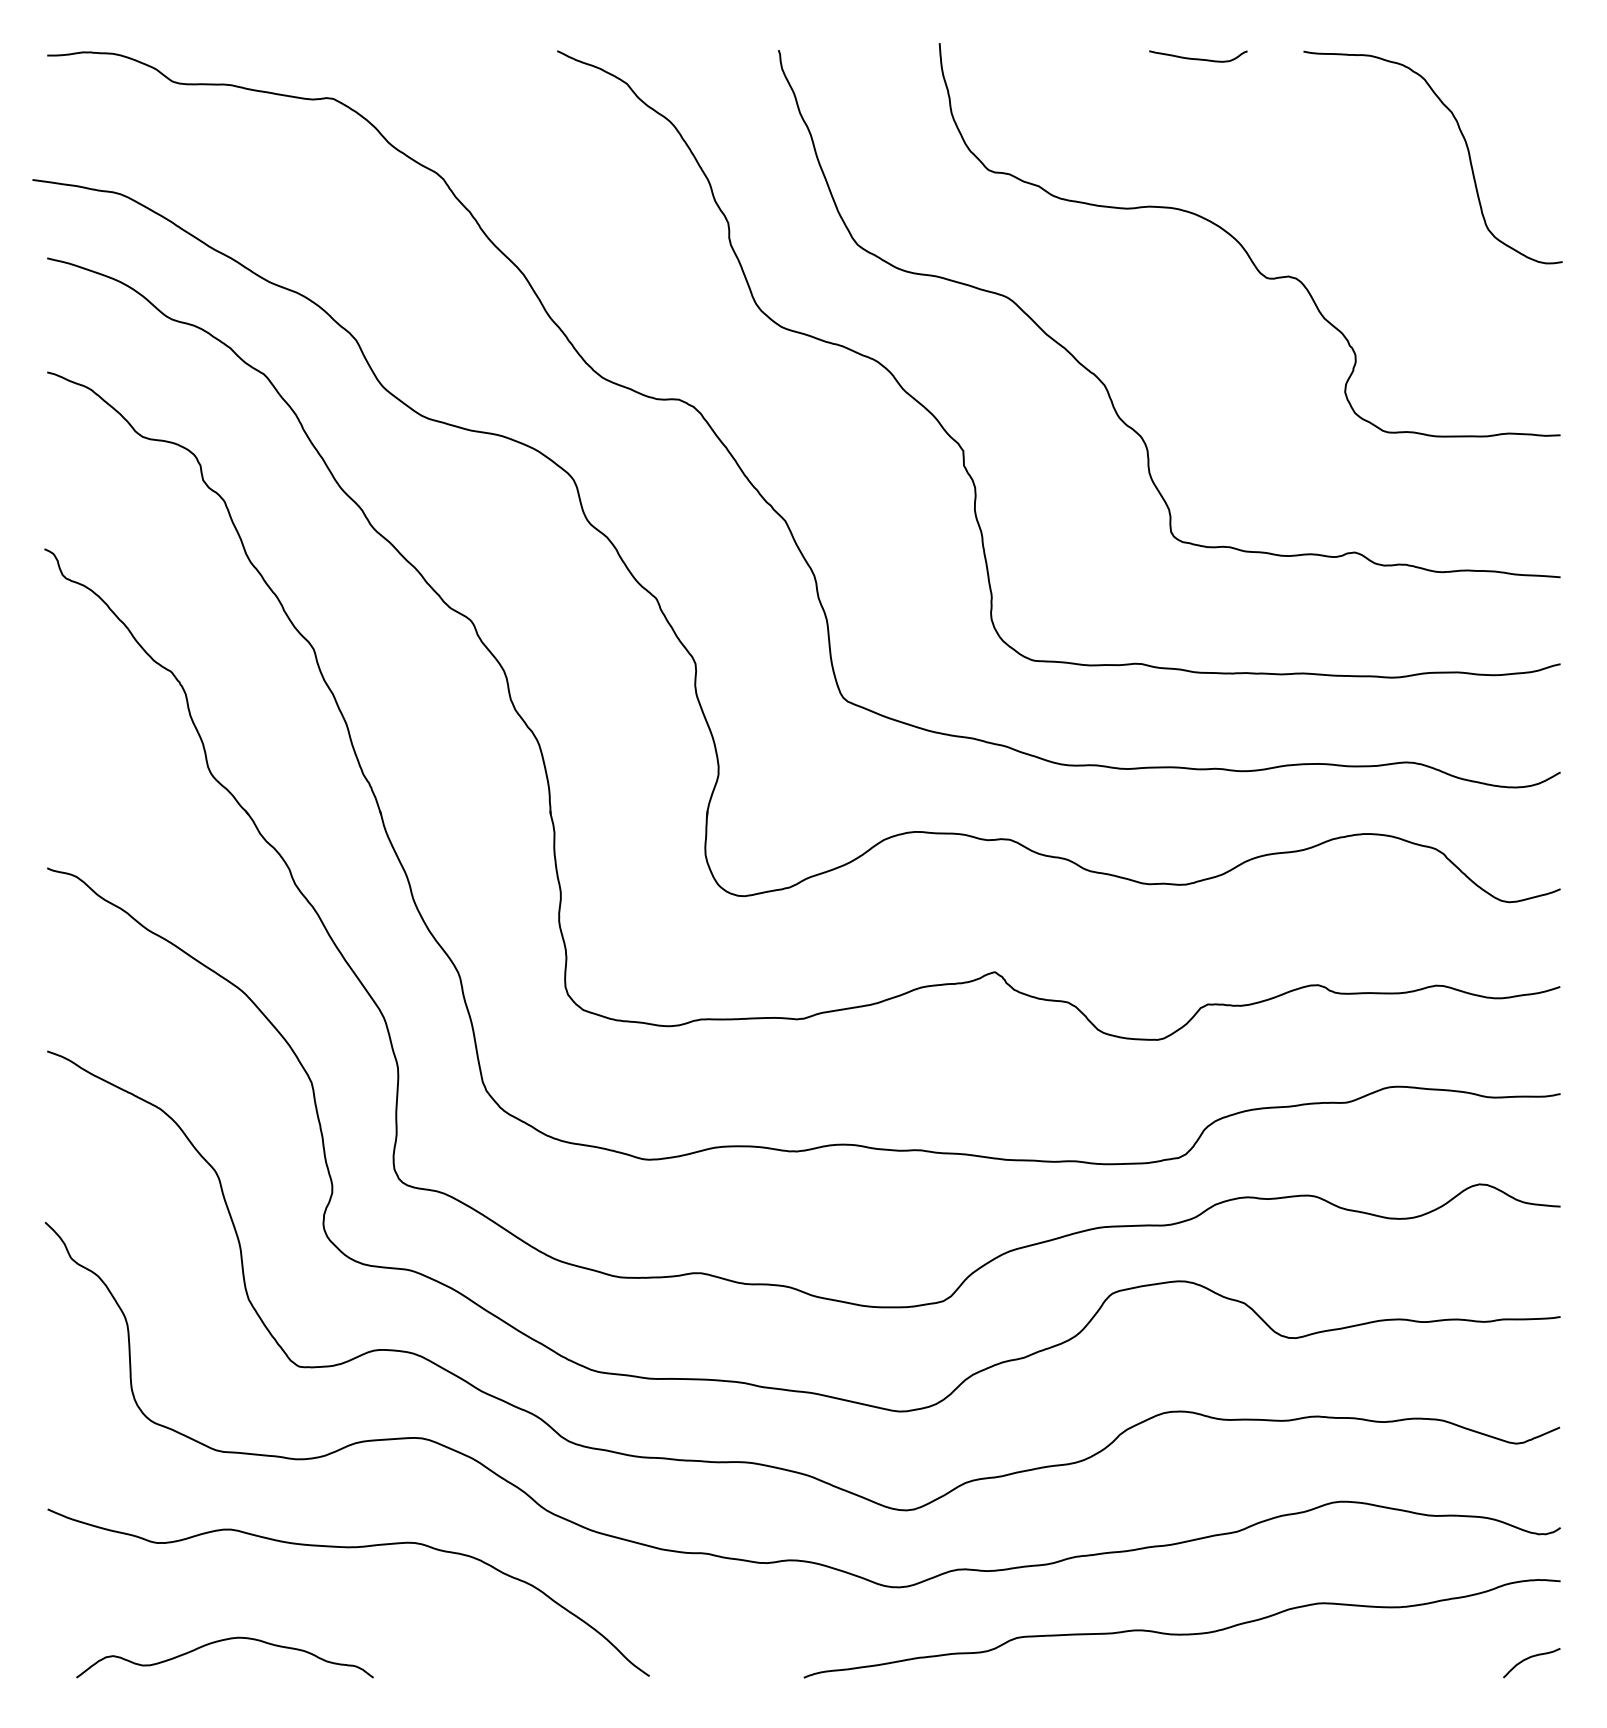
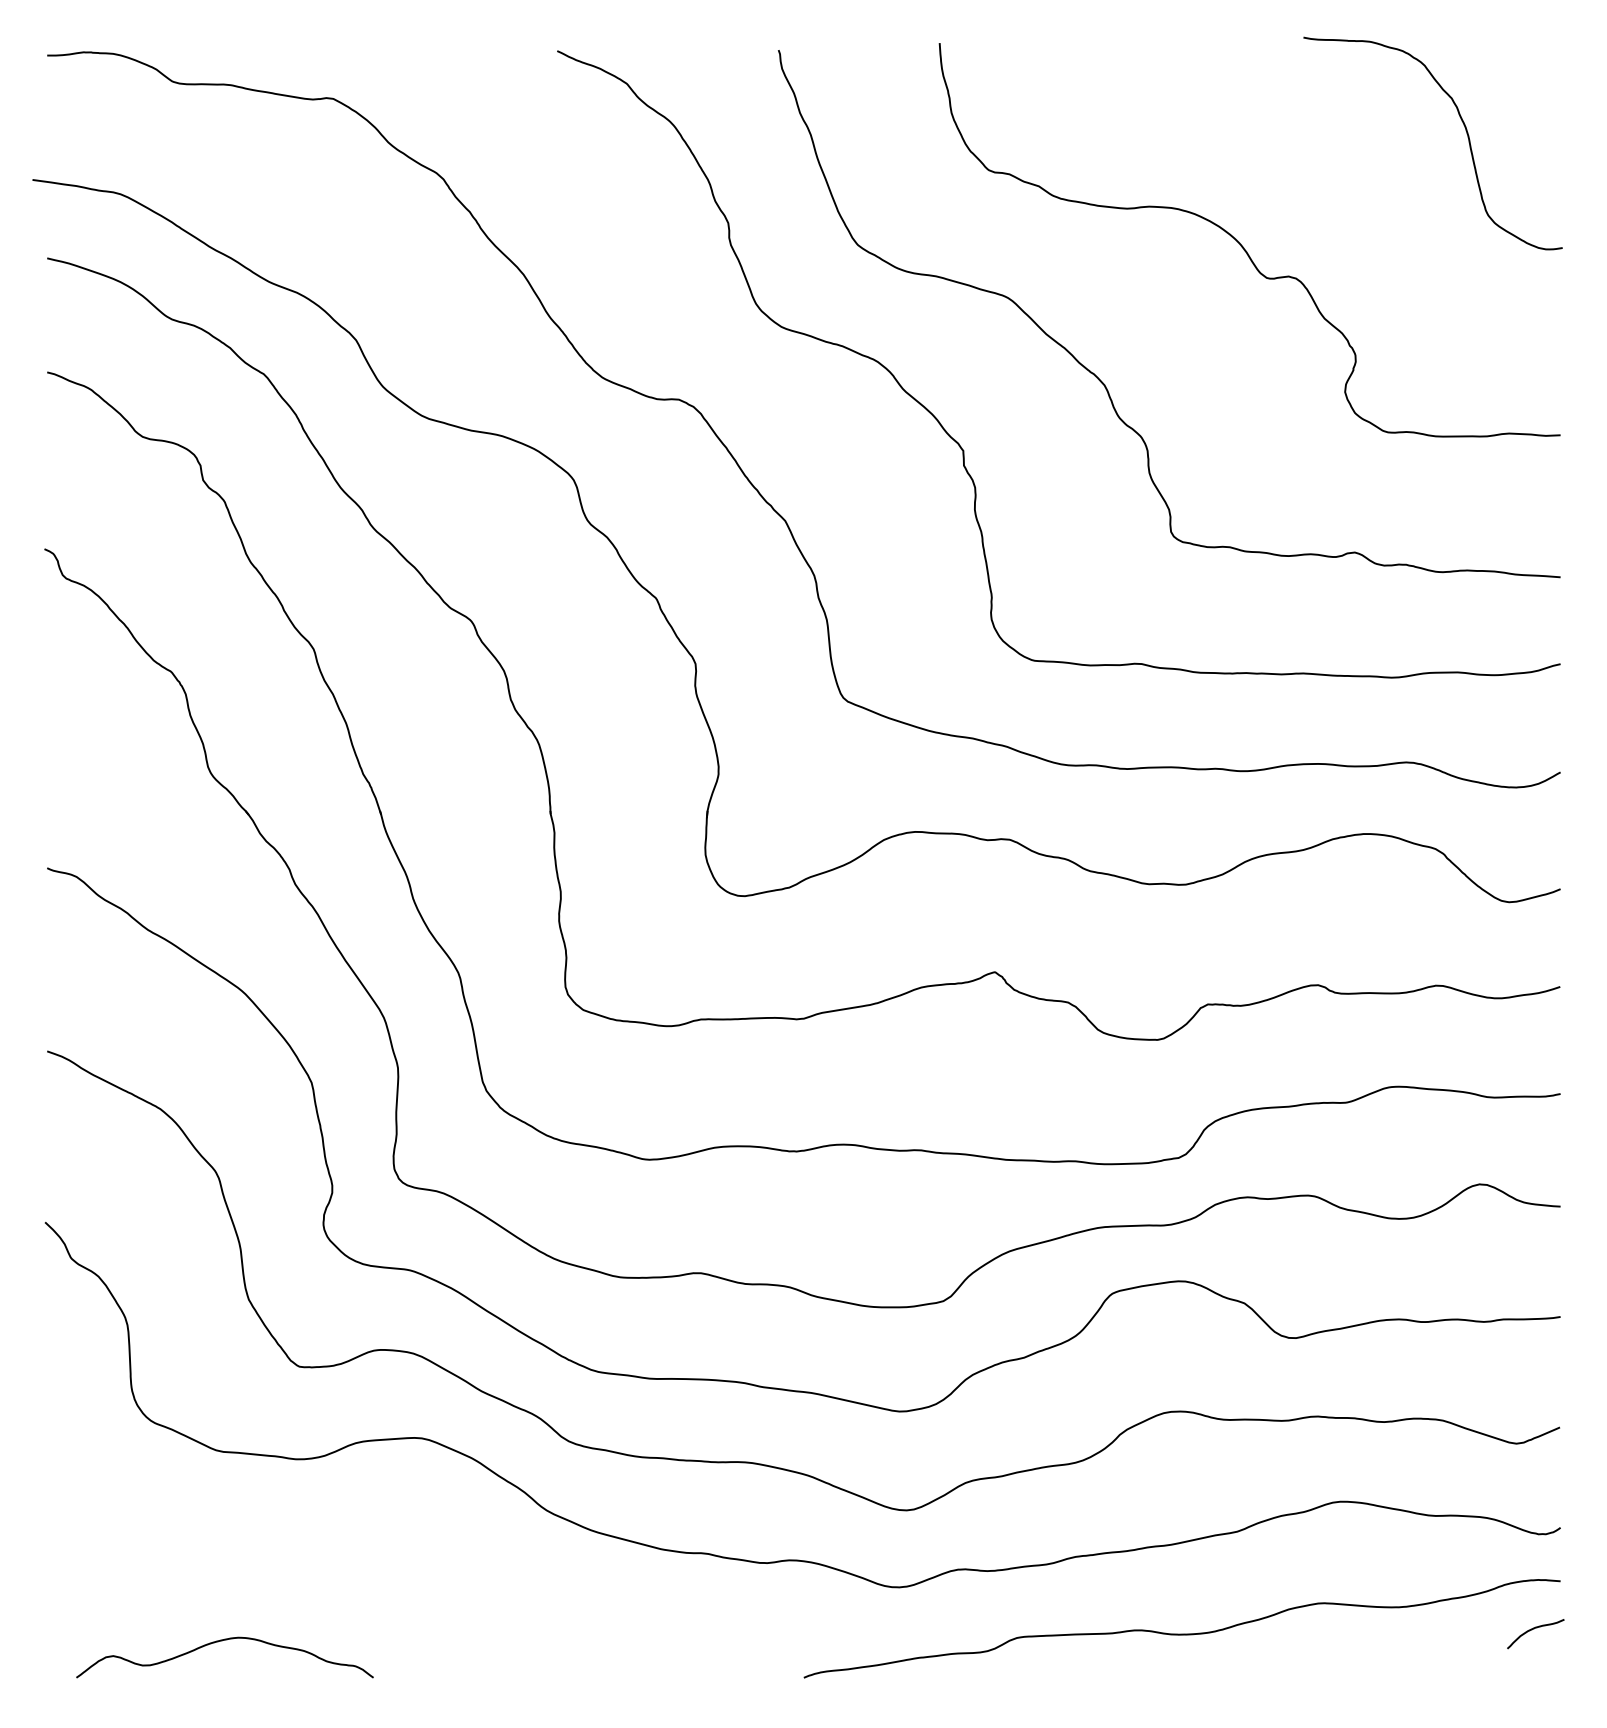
curve: present -> none (1198, 58)
curve position: (1466, 148) -> (1466, 134) (1466, 134)
curve: present -> none (348, 1548)
curve position: (1528, 1659) -> (1532, 1630) (1532, 1630)
